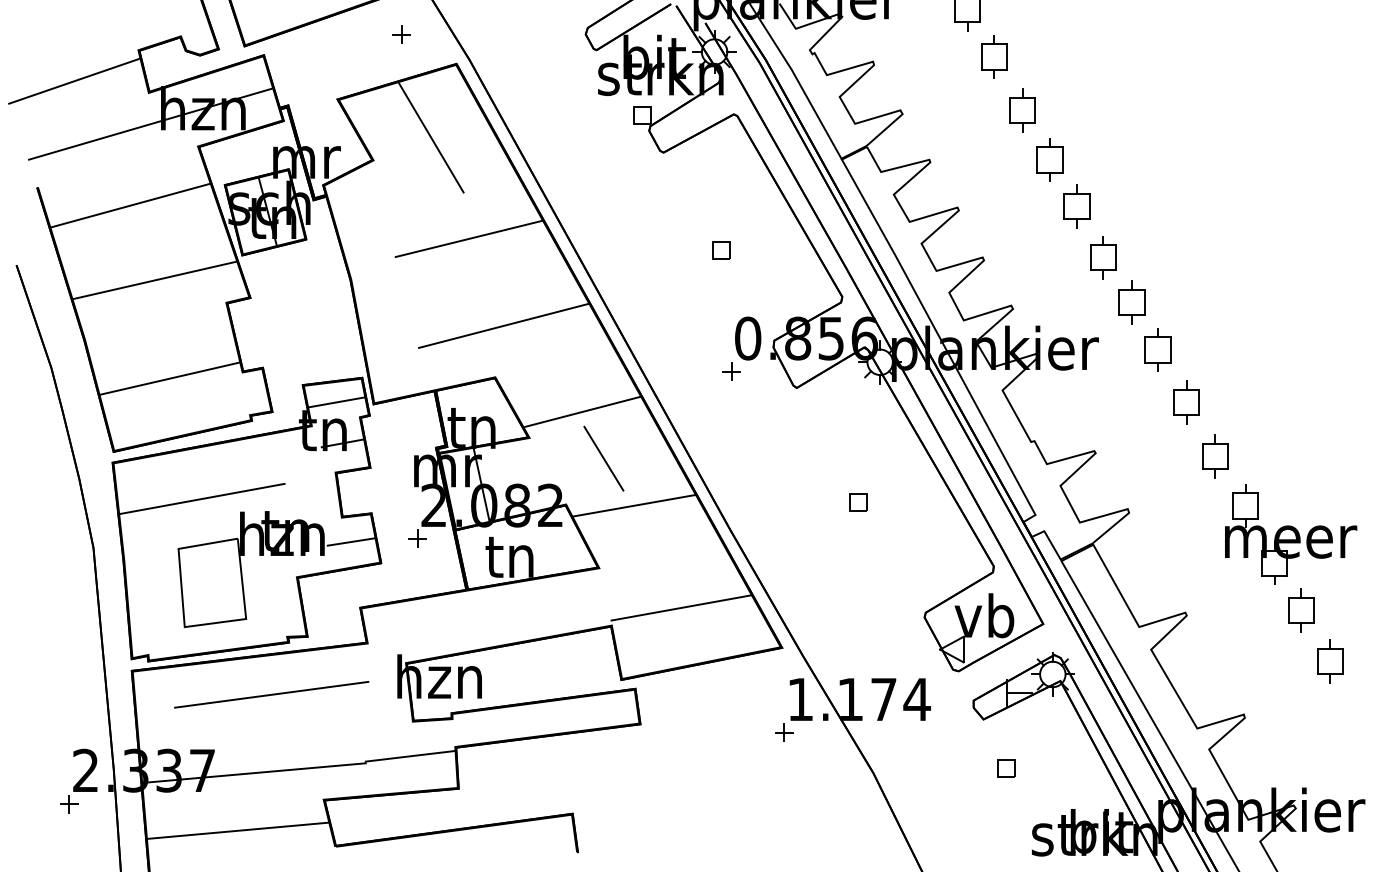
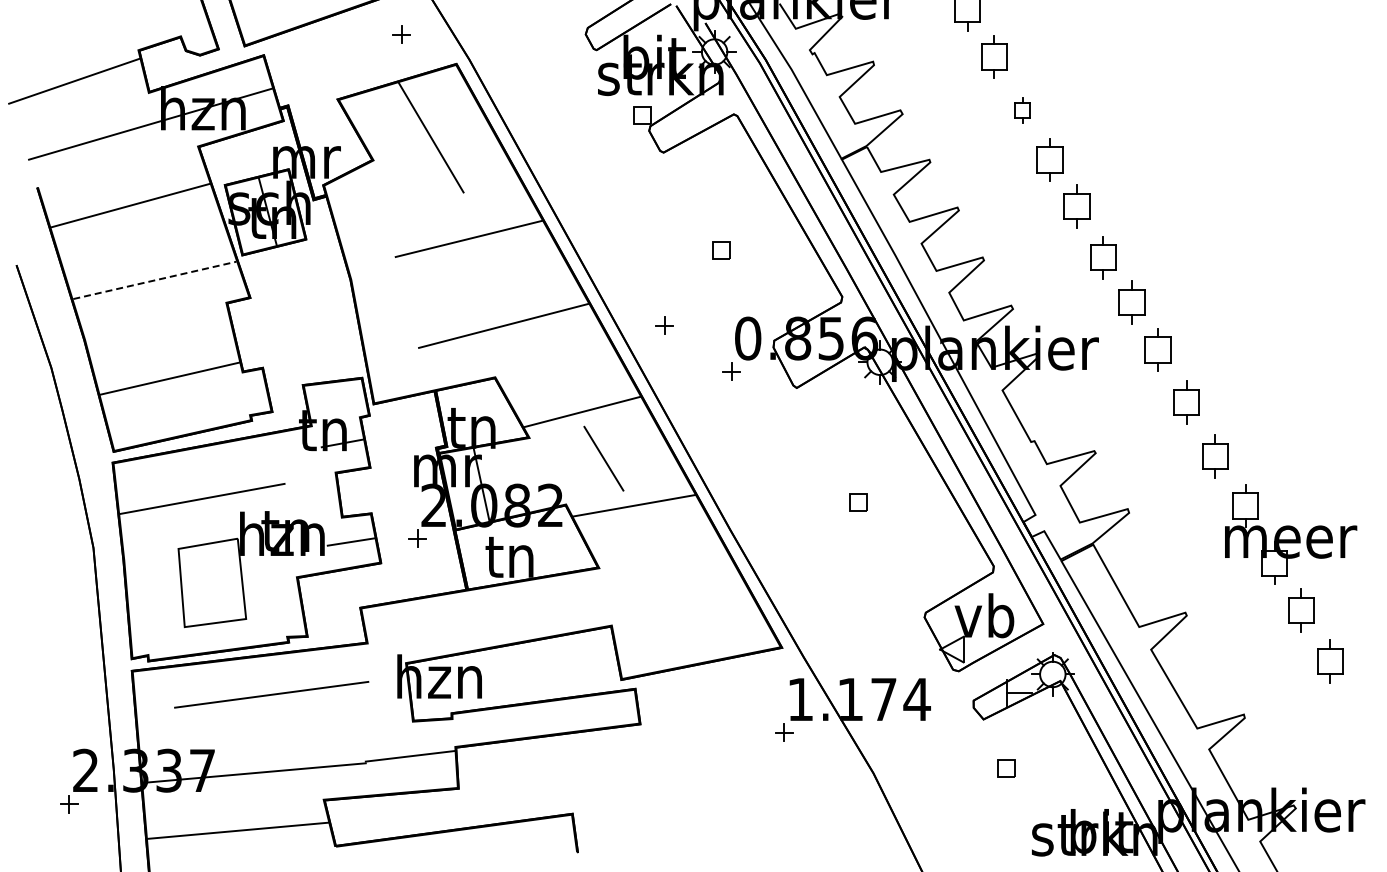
part size: 27x45 px -> 17x27 px (1022, 110)
line: solid -> dashed (154, 280)
part: none -> present (664, 325)
line: present -> none (336, 402)
line: present -> none (680, 607)
